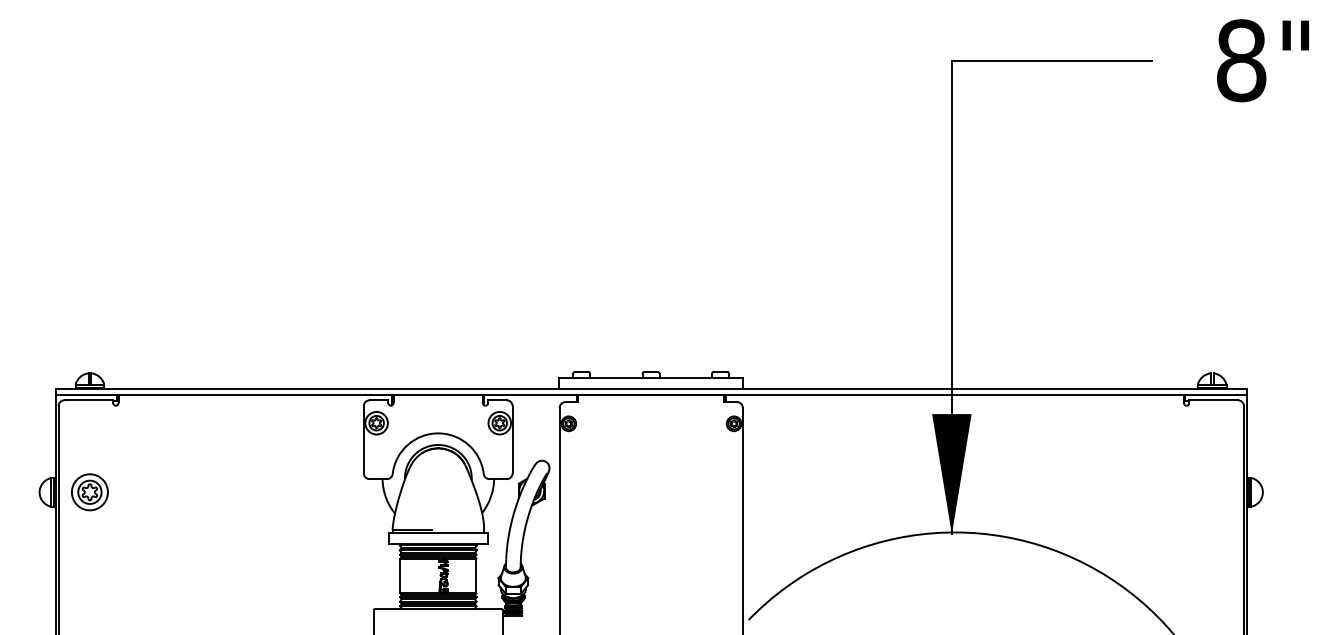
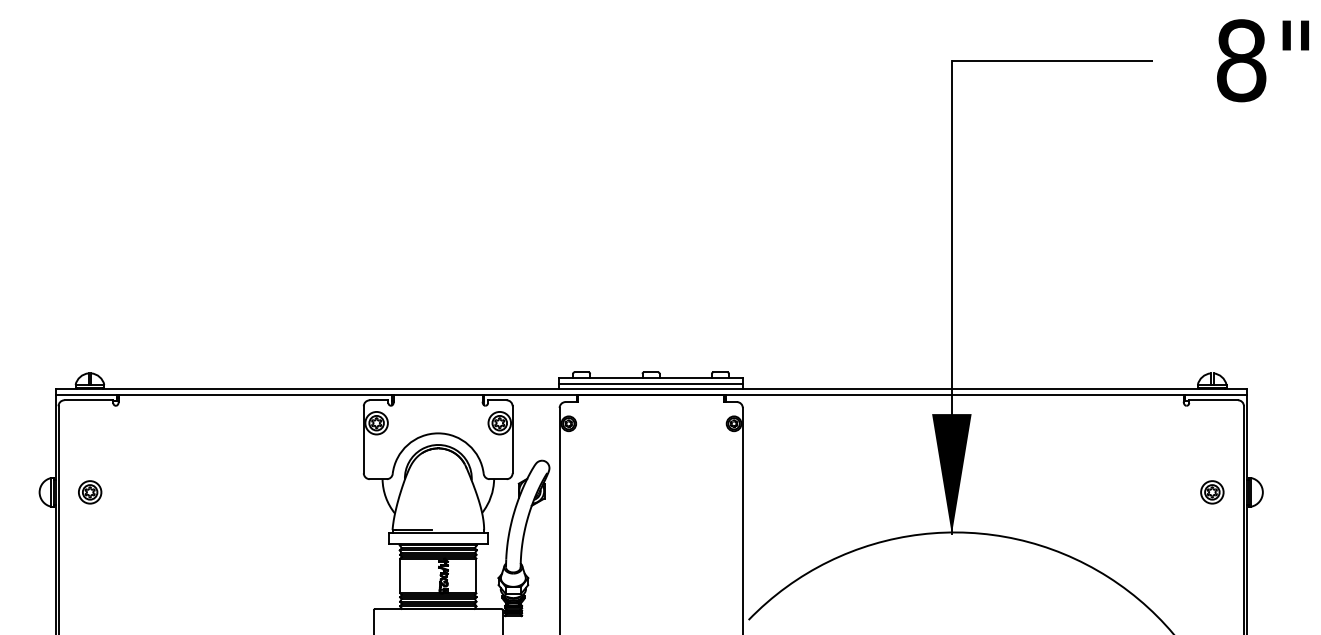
line: none -> present (650, 383)
part size: 38x39 px -> 25x25 px (90, 492)
part: none -> present (1212, 492)
